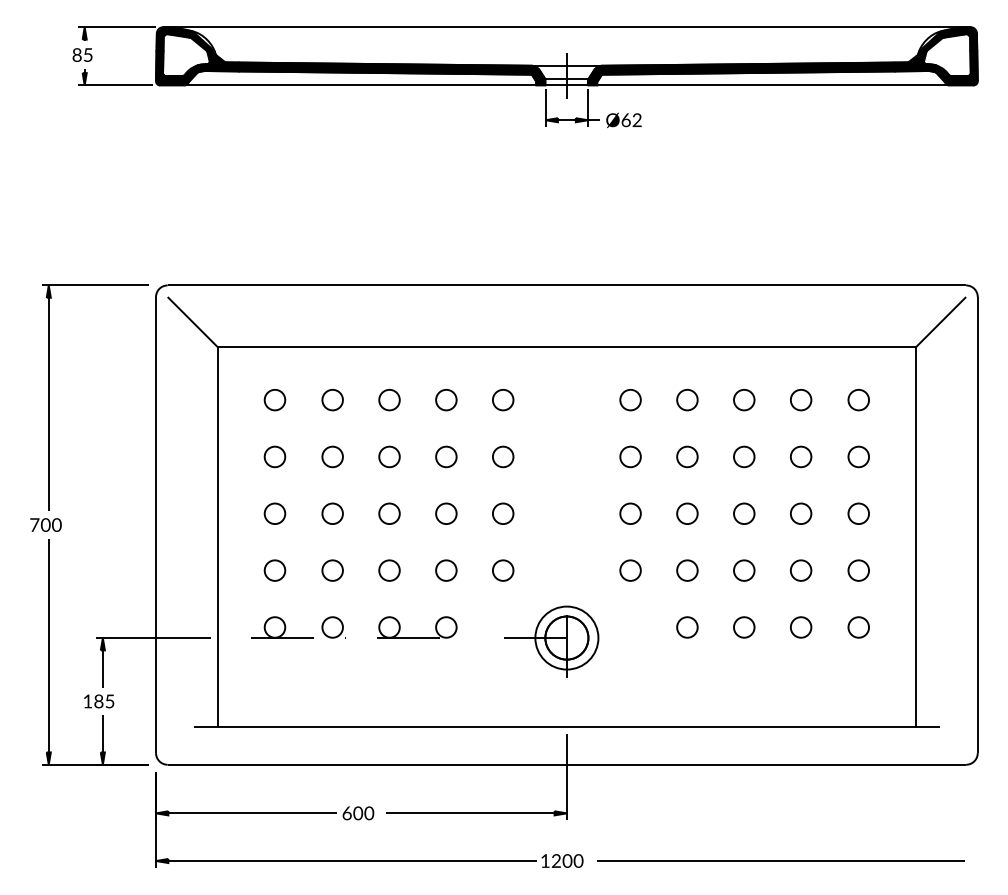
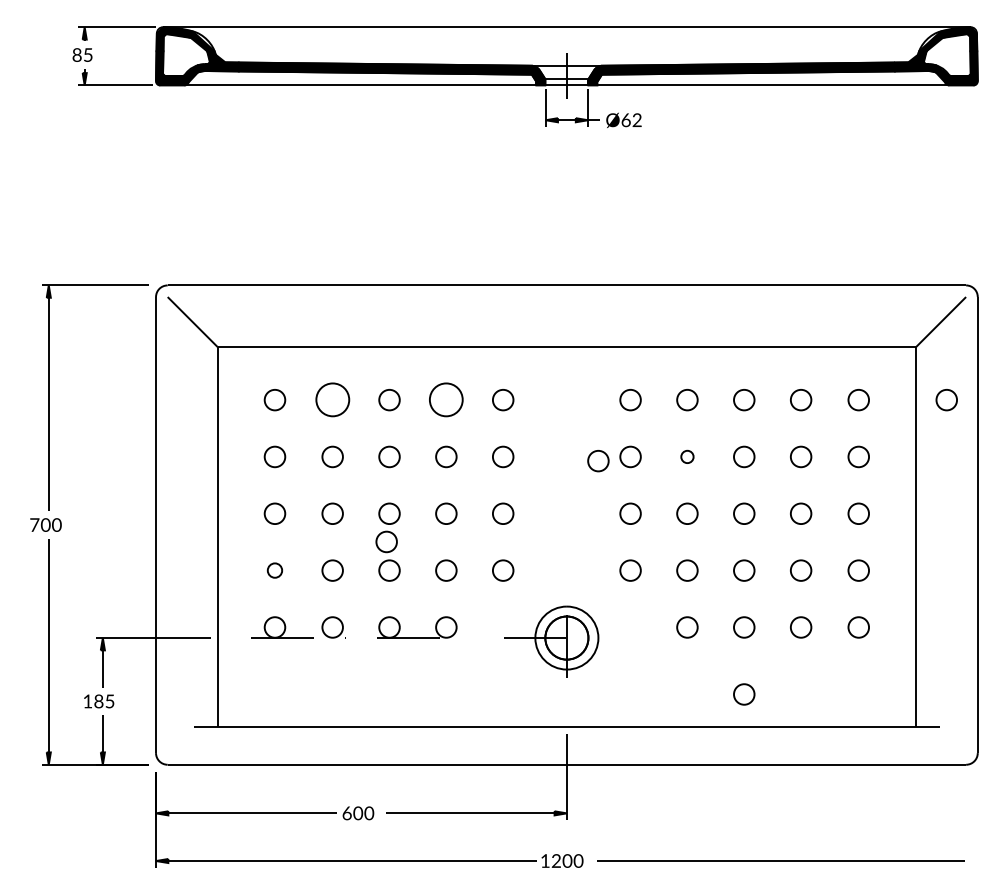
part size: 23x23 px -> 36x36 px (332, 399)
part size: 23x23 px -> 35x36 px (446, 399)
part: none -> present (946, 400)
part size: 23x24 px -> 15x15 px (687, 456)
part: none -> present (598, 461)
part: none -> present (386, 541)
part size: 24x23 px -> 17x17 px (274, 570)
part: none -> present (744, 694)
